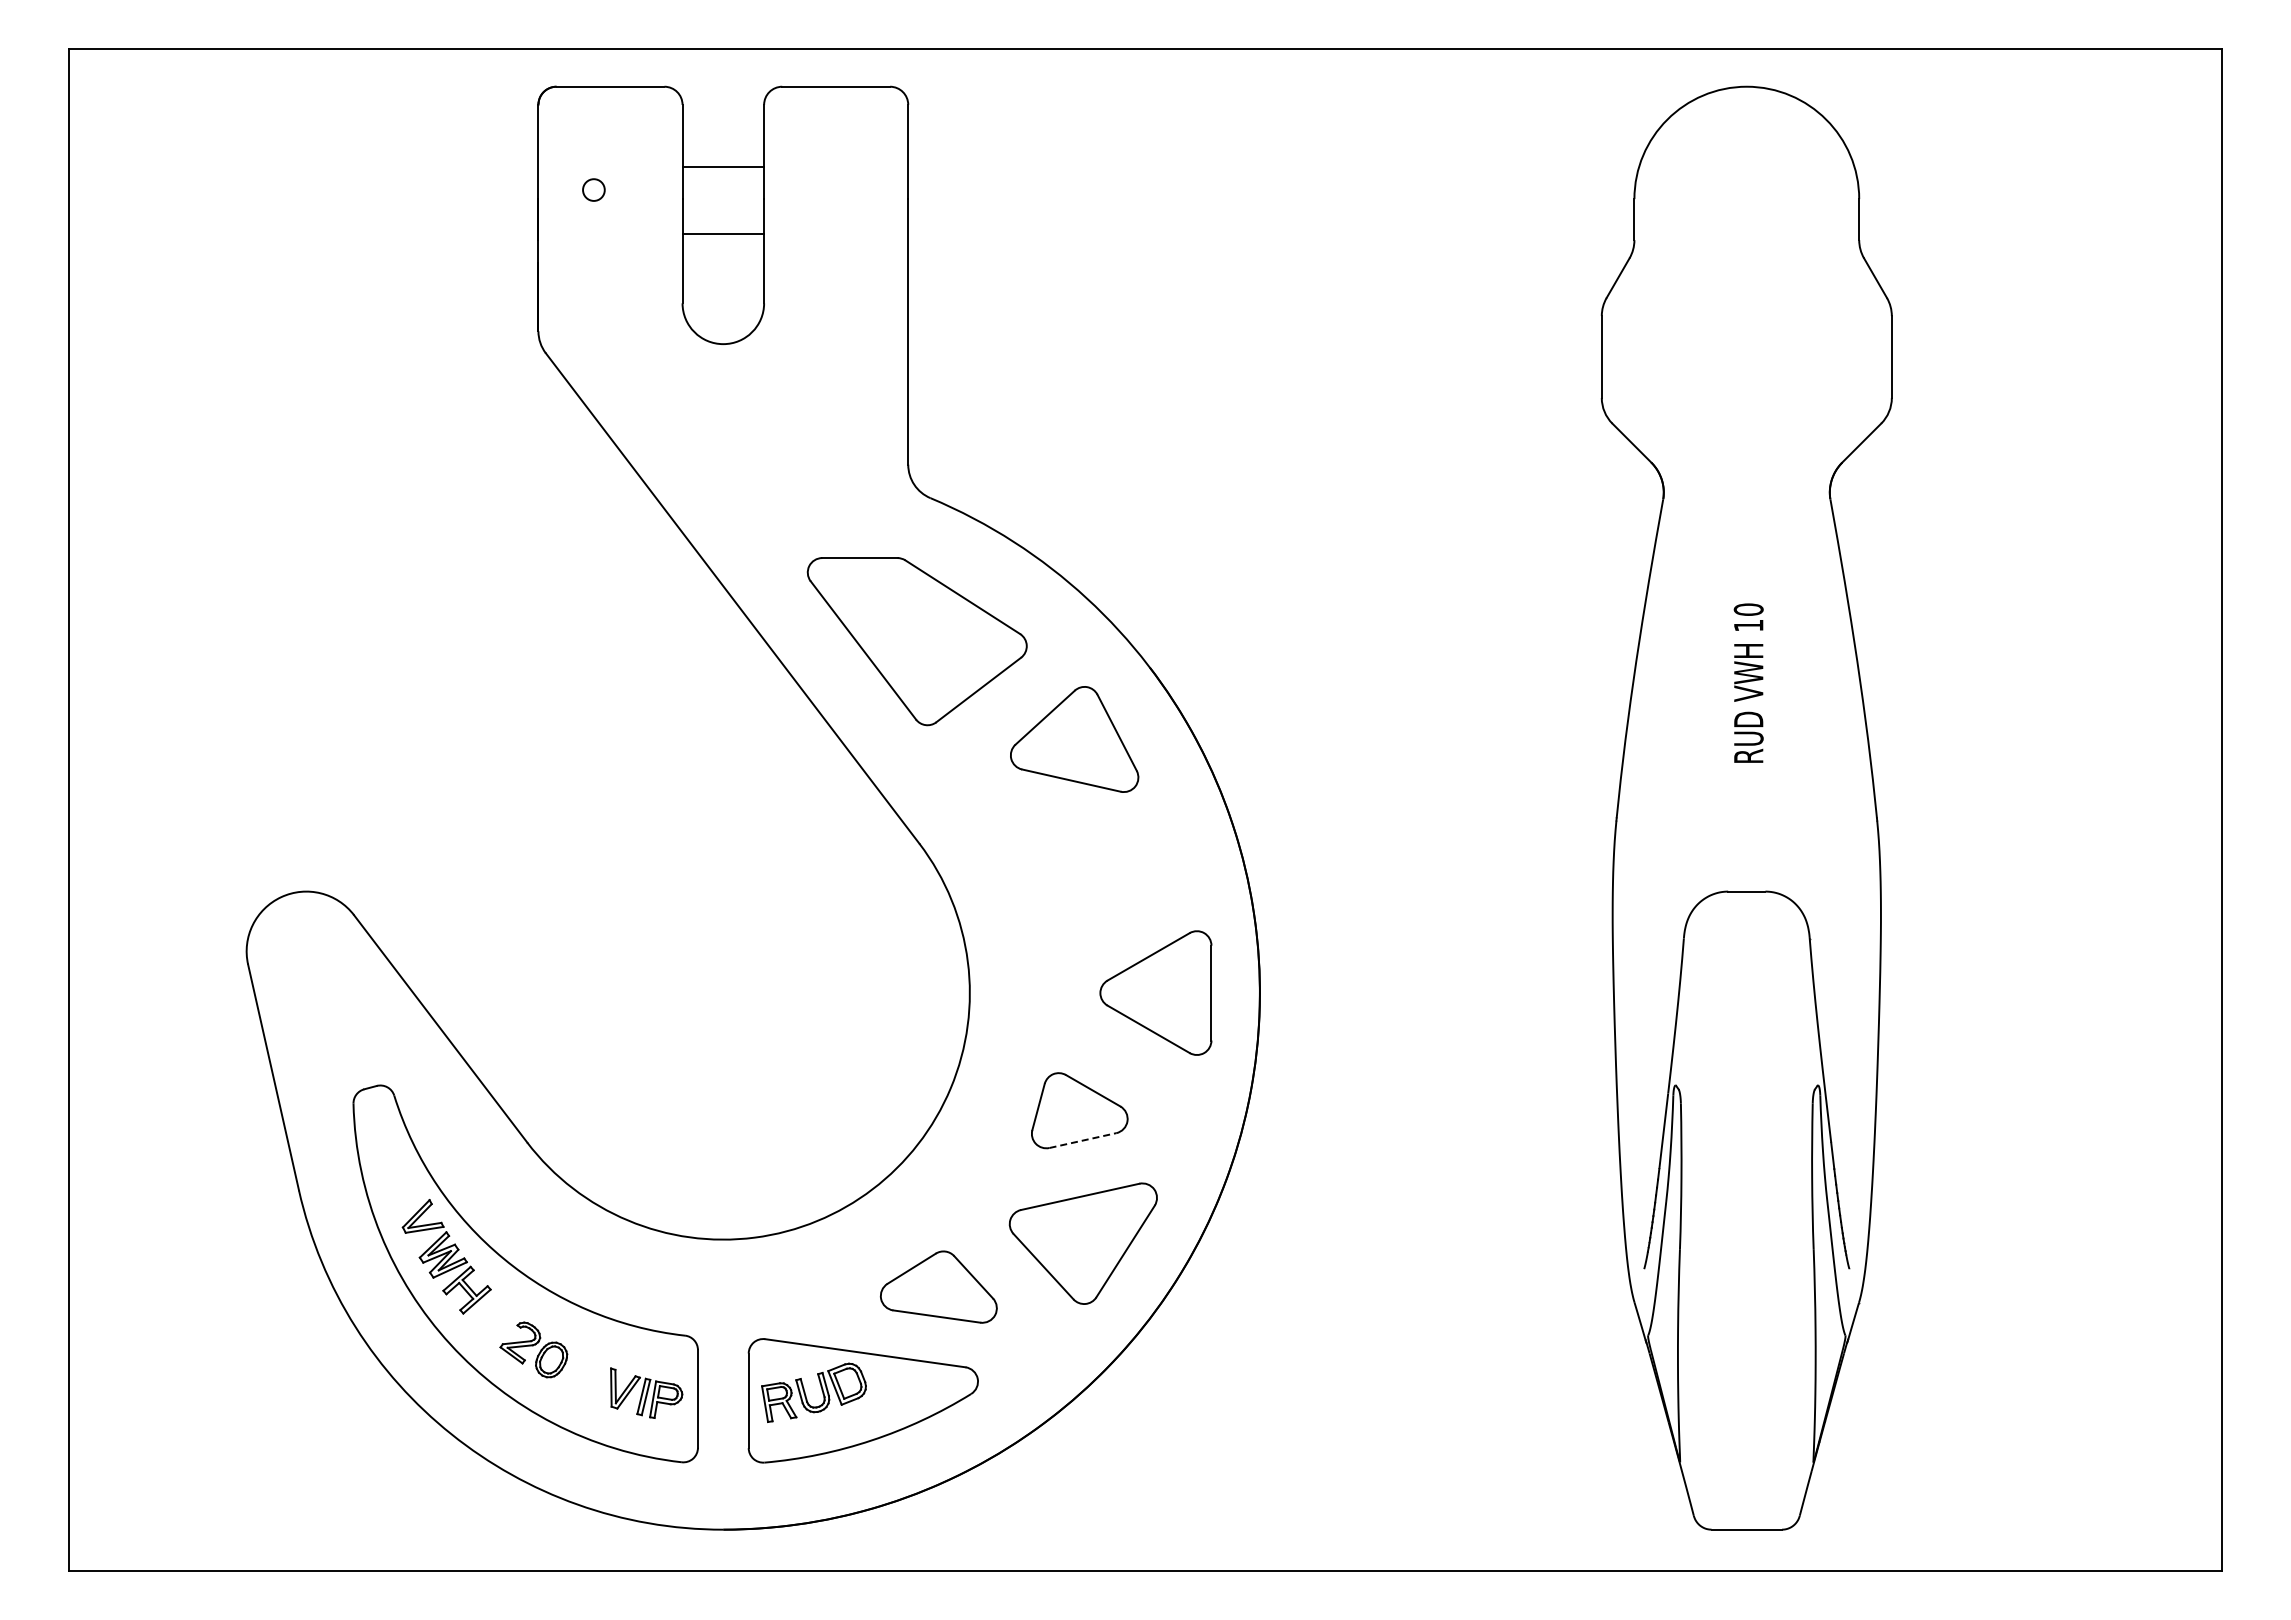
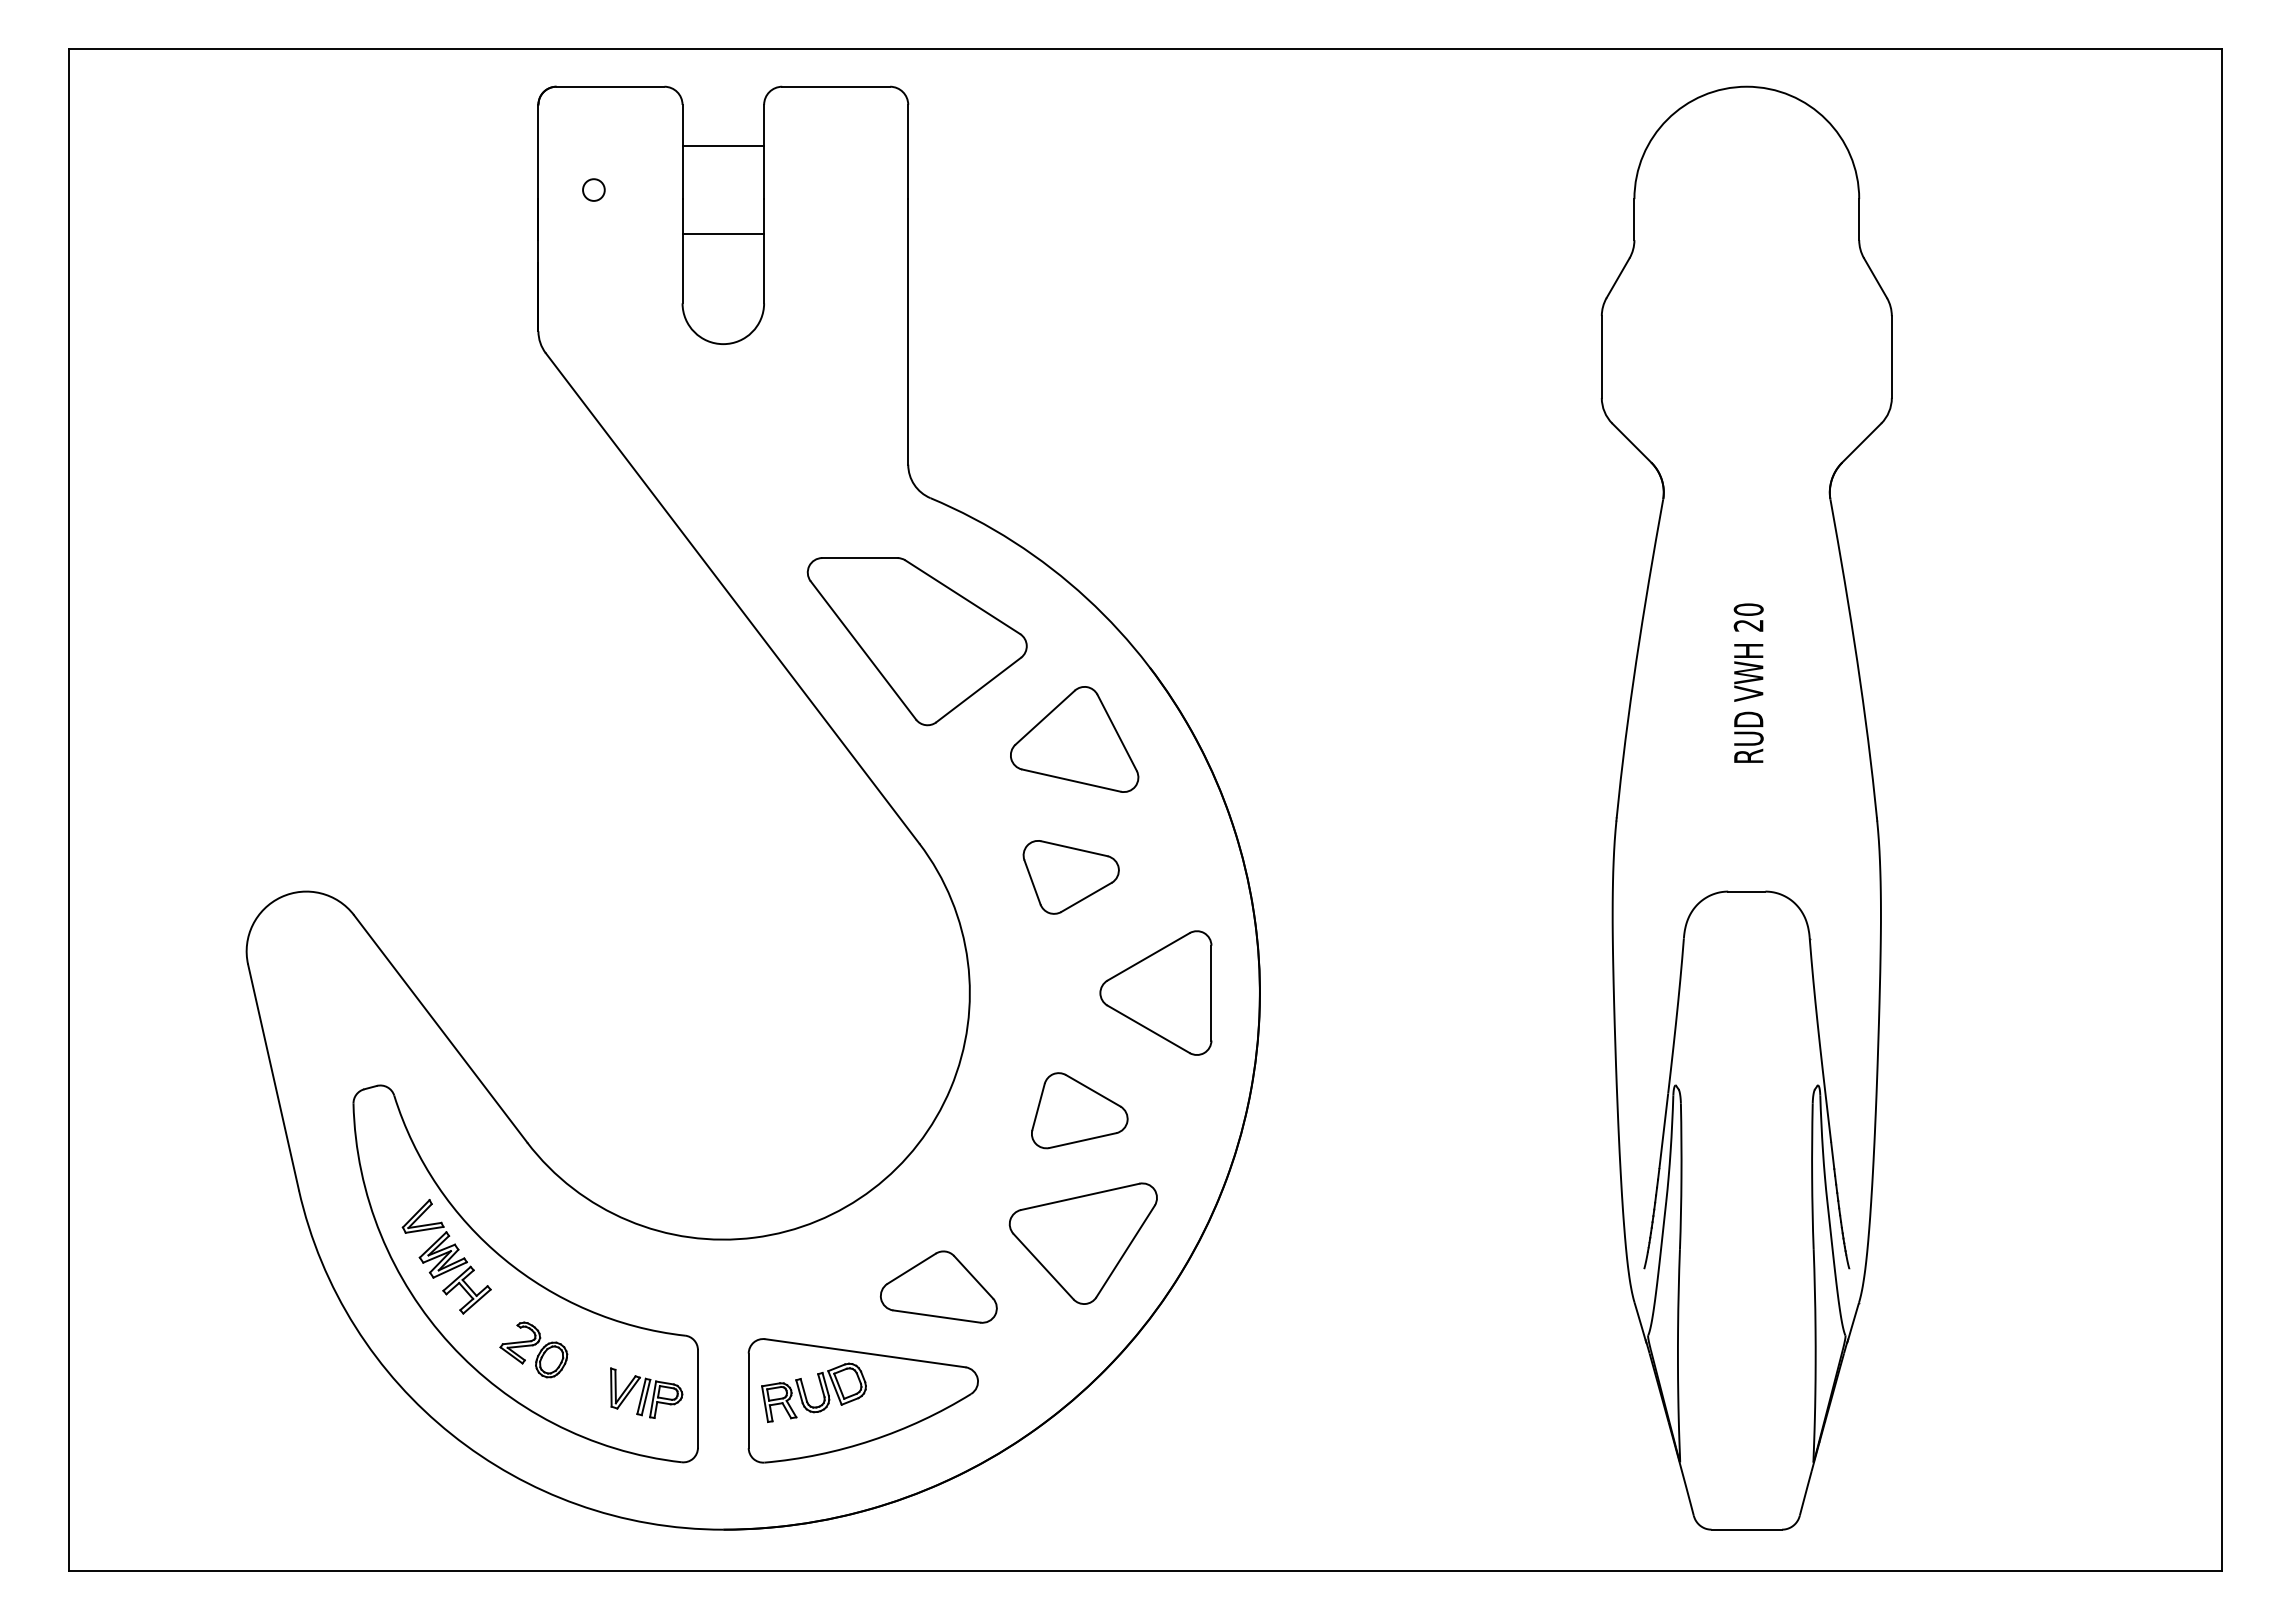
line position: (723, 166) -> (723, 145) (723, 145)
text: 10 -> 20 (1748, 625)
part: none -> present (1070, 877)
line: dashed -> solid (1083, 1140)
